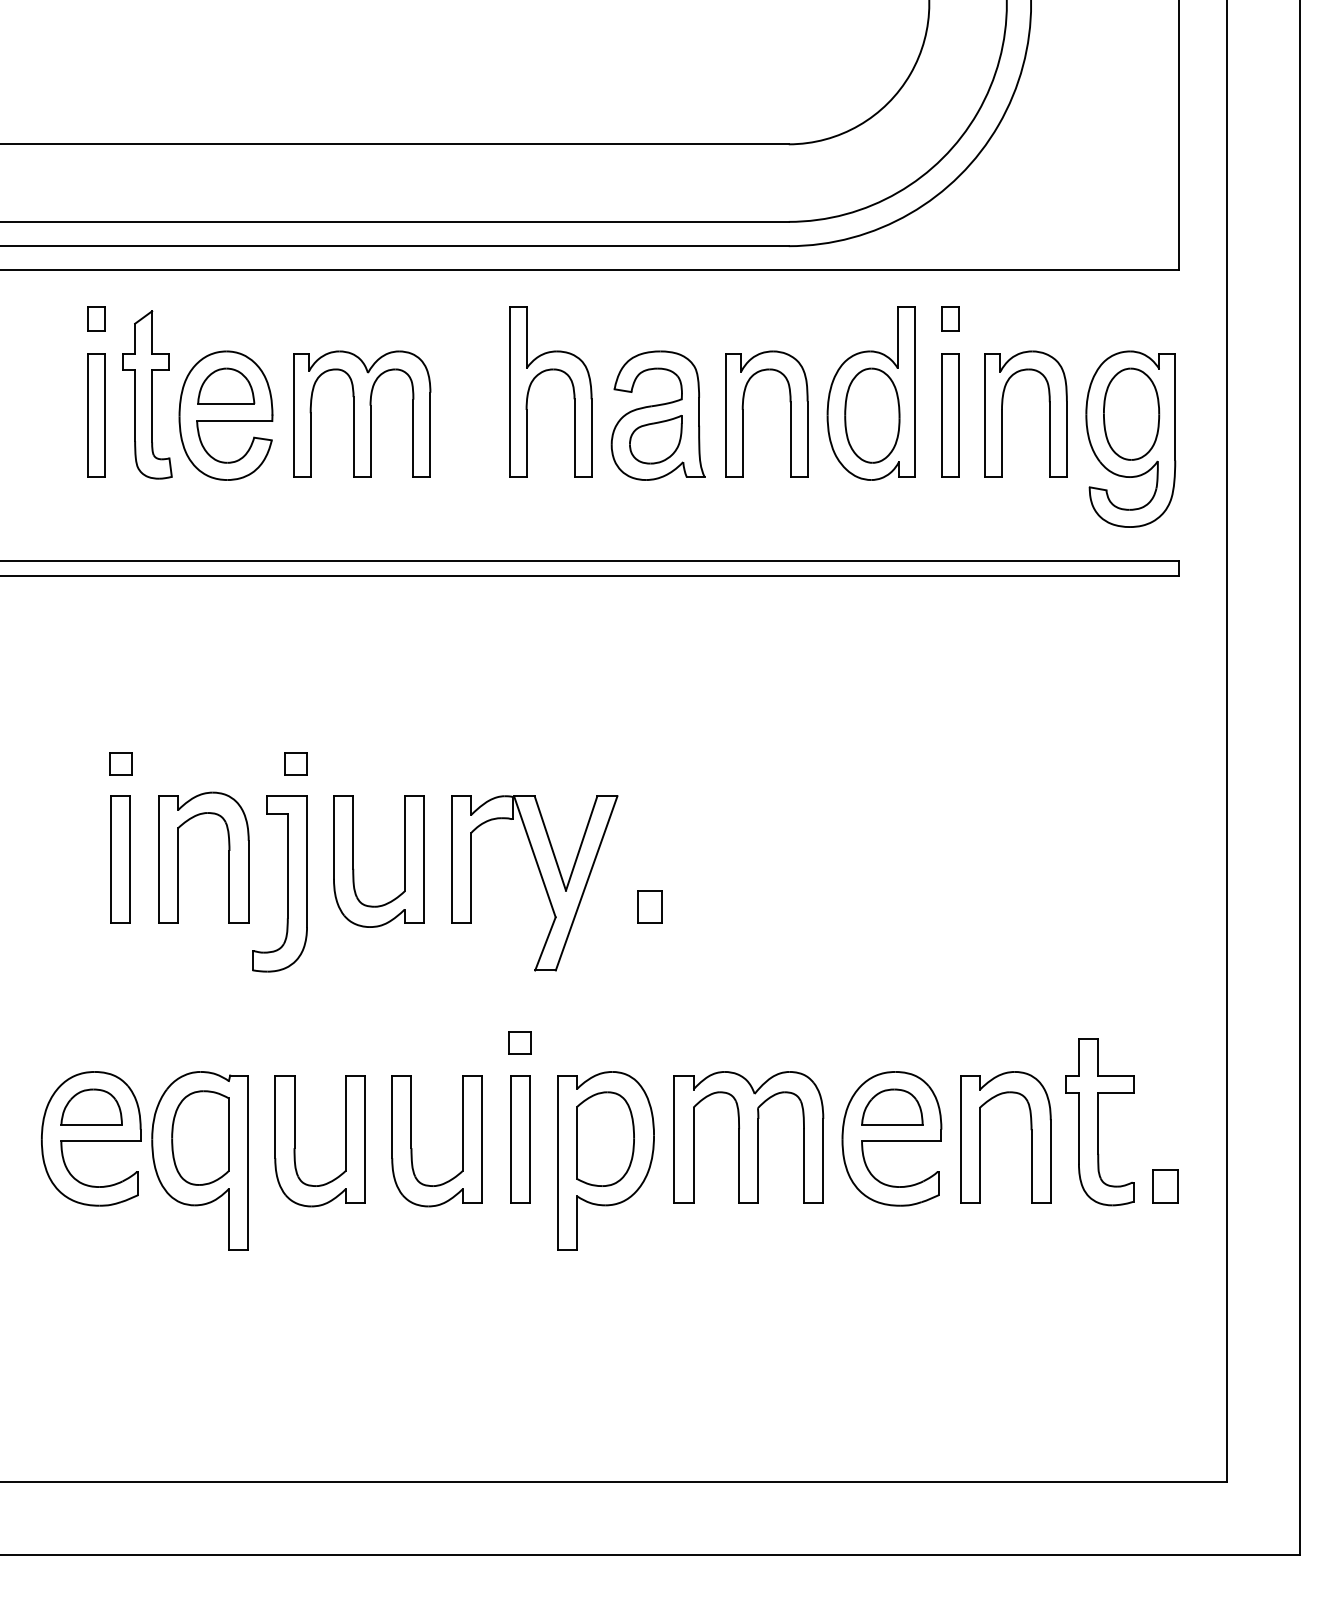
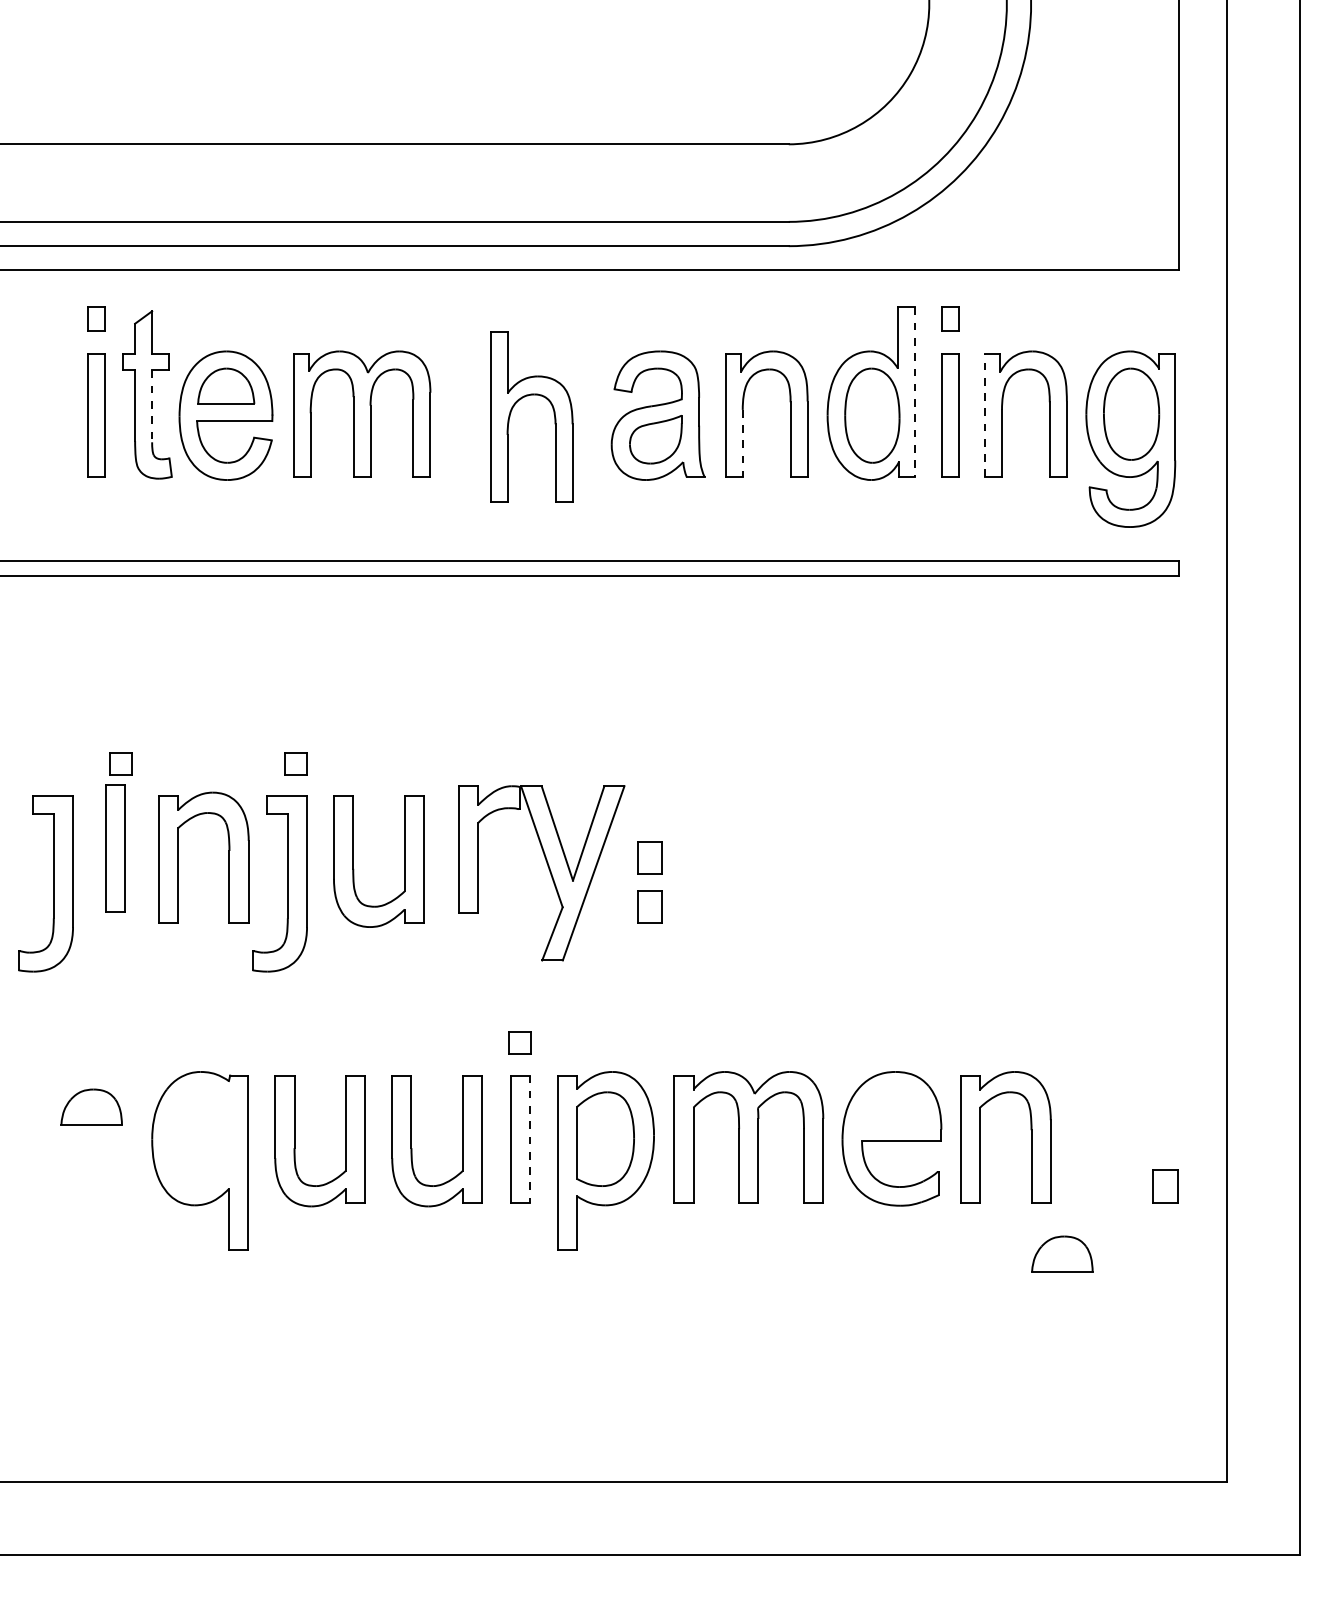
part position: (532, 383) -> (513, 408) (513, 408)
line: solid -> dashed (915, 392)
line: solid -> dashed (152, 406)
line: solid -> dashed (984, 415)
line: solid -> dashed (742, 443)
part: none -> present (649, 857)
part position: (120, 859) -> (115, 848) (115, 848)
part position: (541, 879) -> (548, 869) (548, 869)
part: none -> present (53, 883)
part position: (892, 1106) -> (1062, 1253) (1062, 1253)
part: present -> none (1099, 1122)
part: present -> none (200, 1137)
part: present -> none (90, 1138)
line: solid -> dashed (529, 1139)
